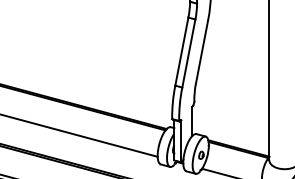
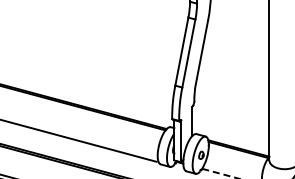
line position: (79, 135) -> (79, 140) (79, 140)
line: solid -> dashed (221, 173)
